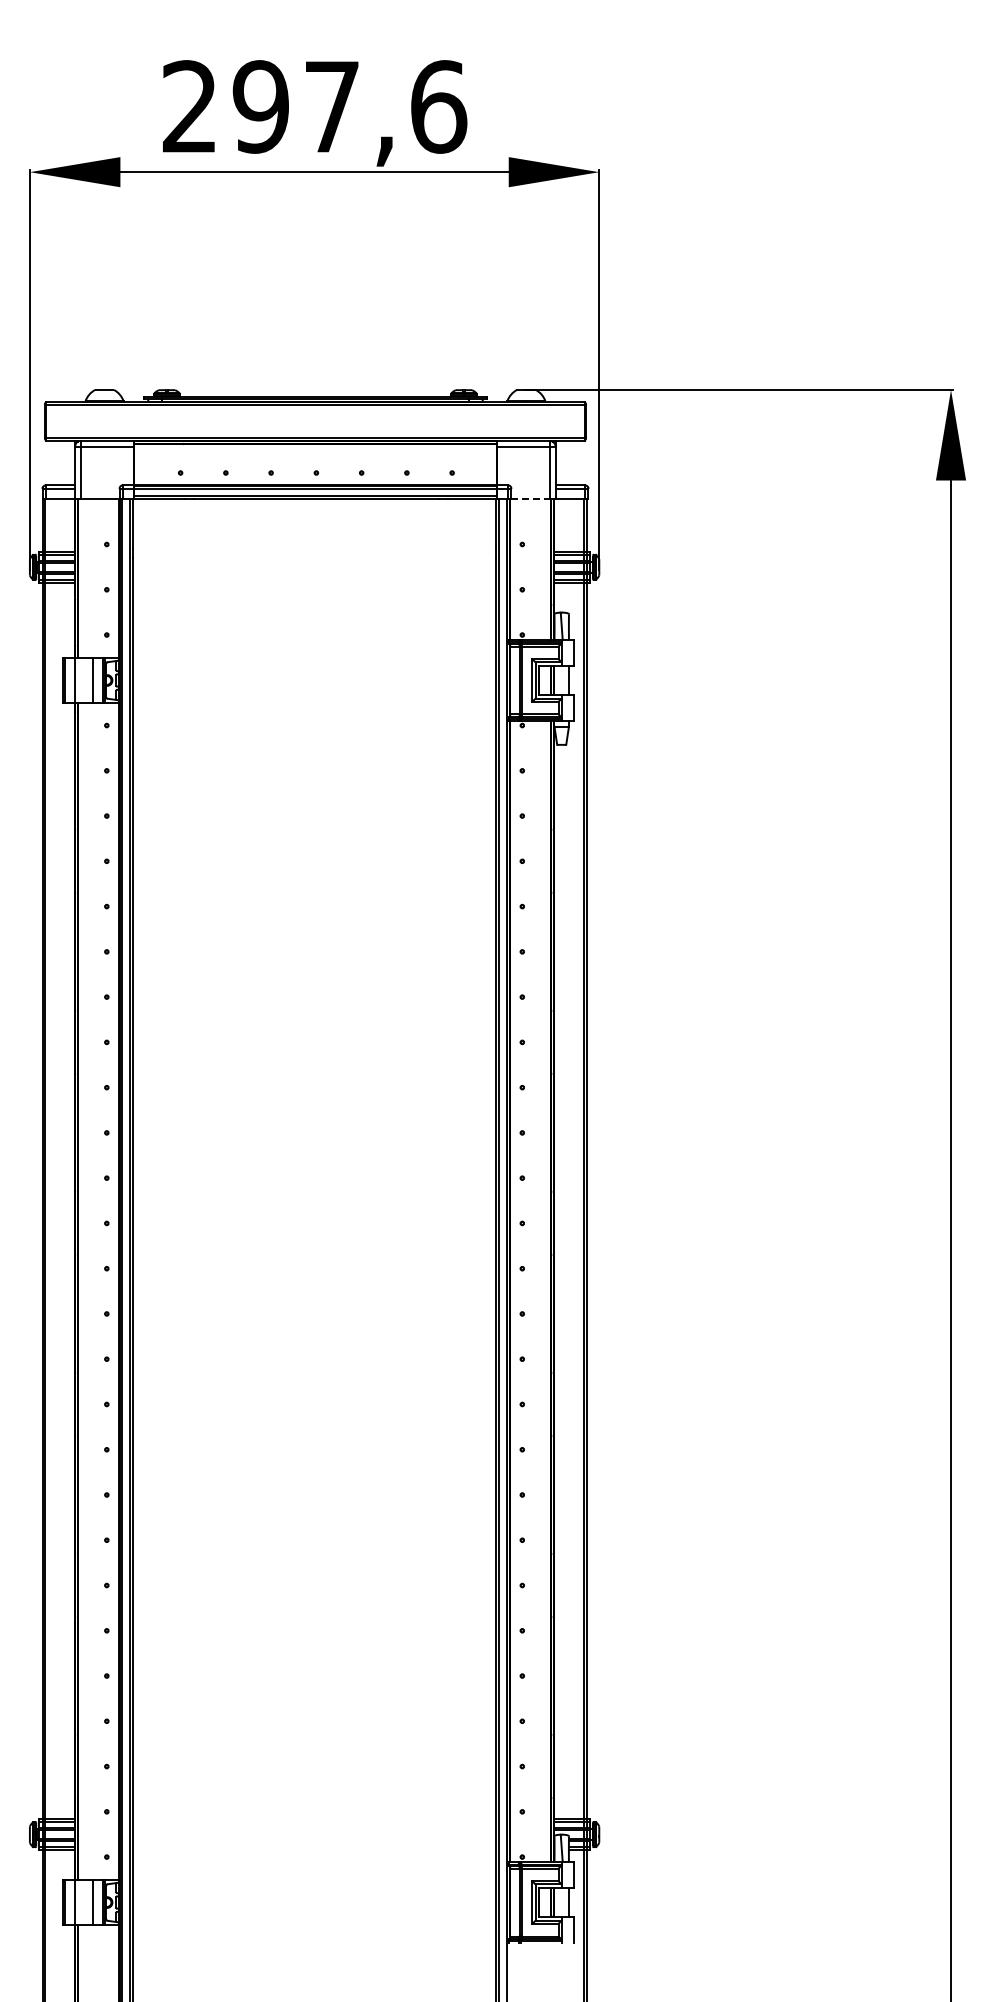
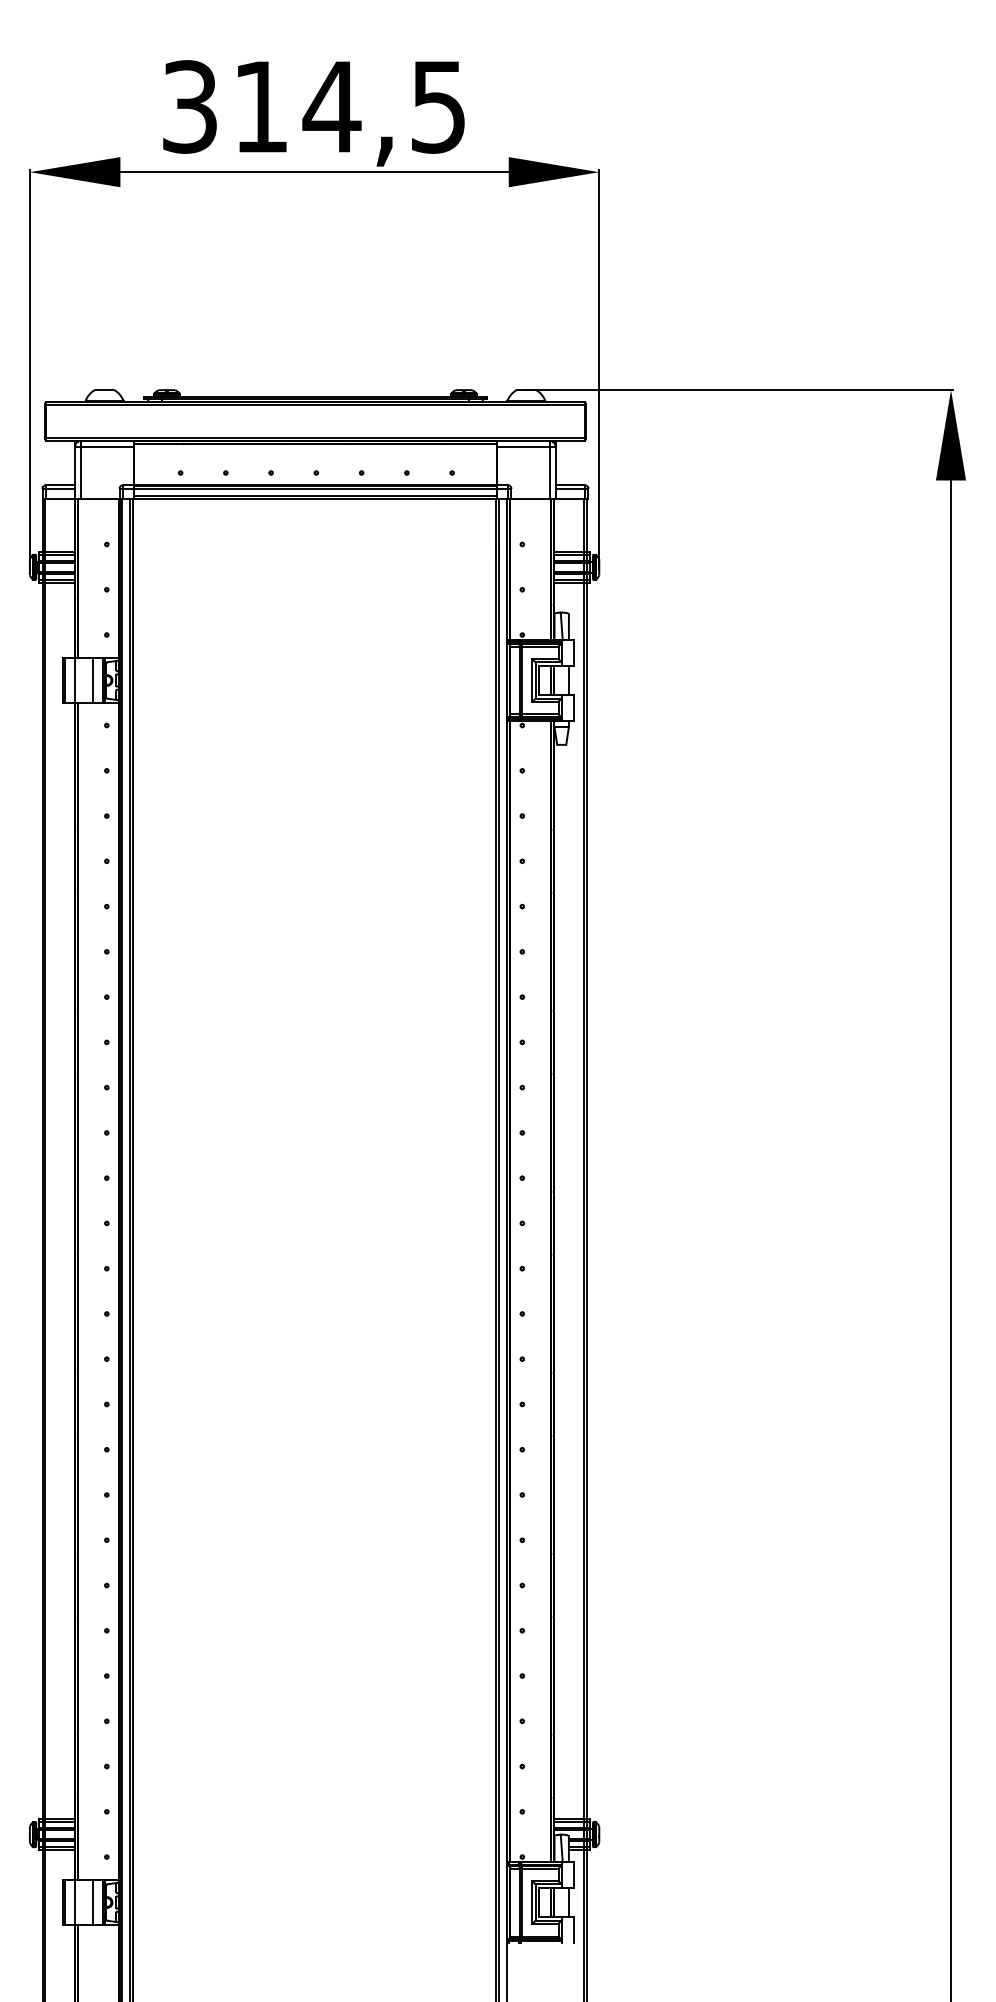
text: 297,6 -> 314,5 (315, 106)
line: dashed -> solid (530, 499)
